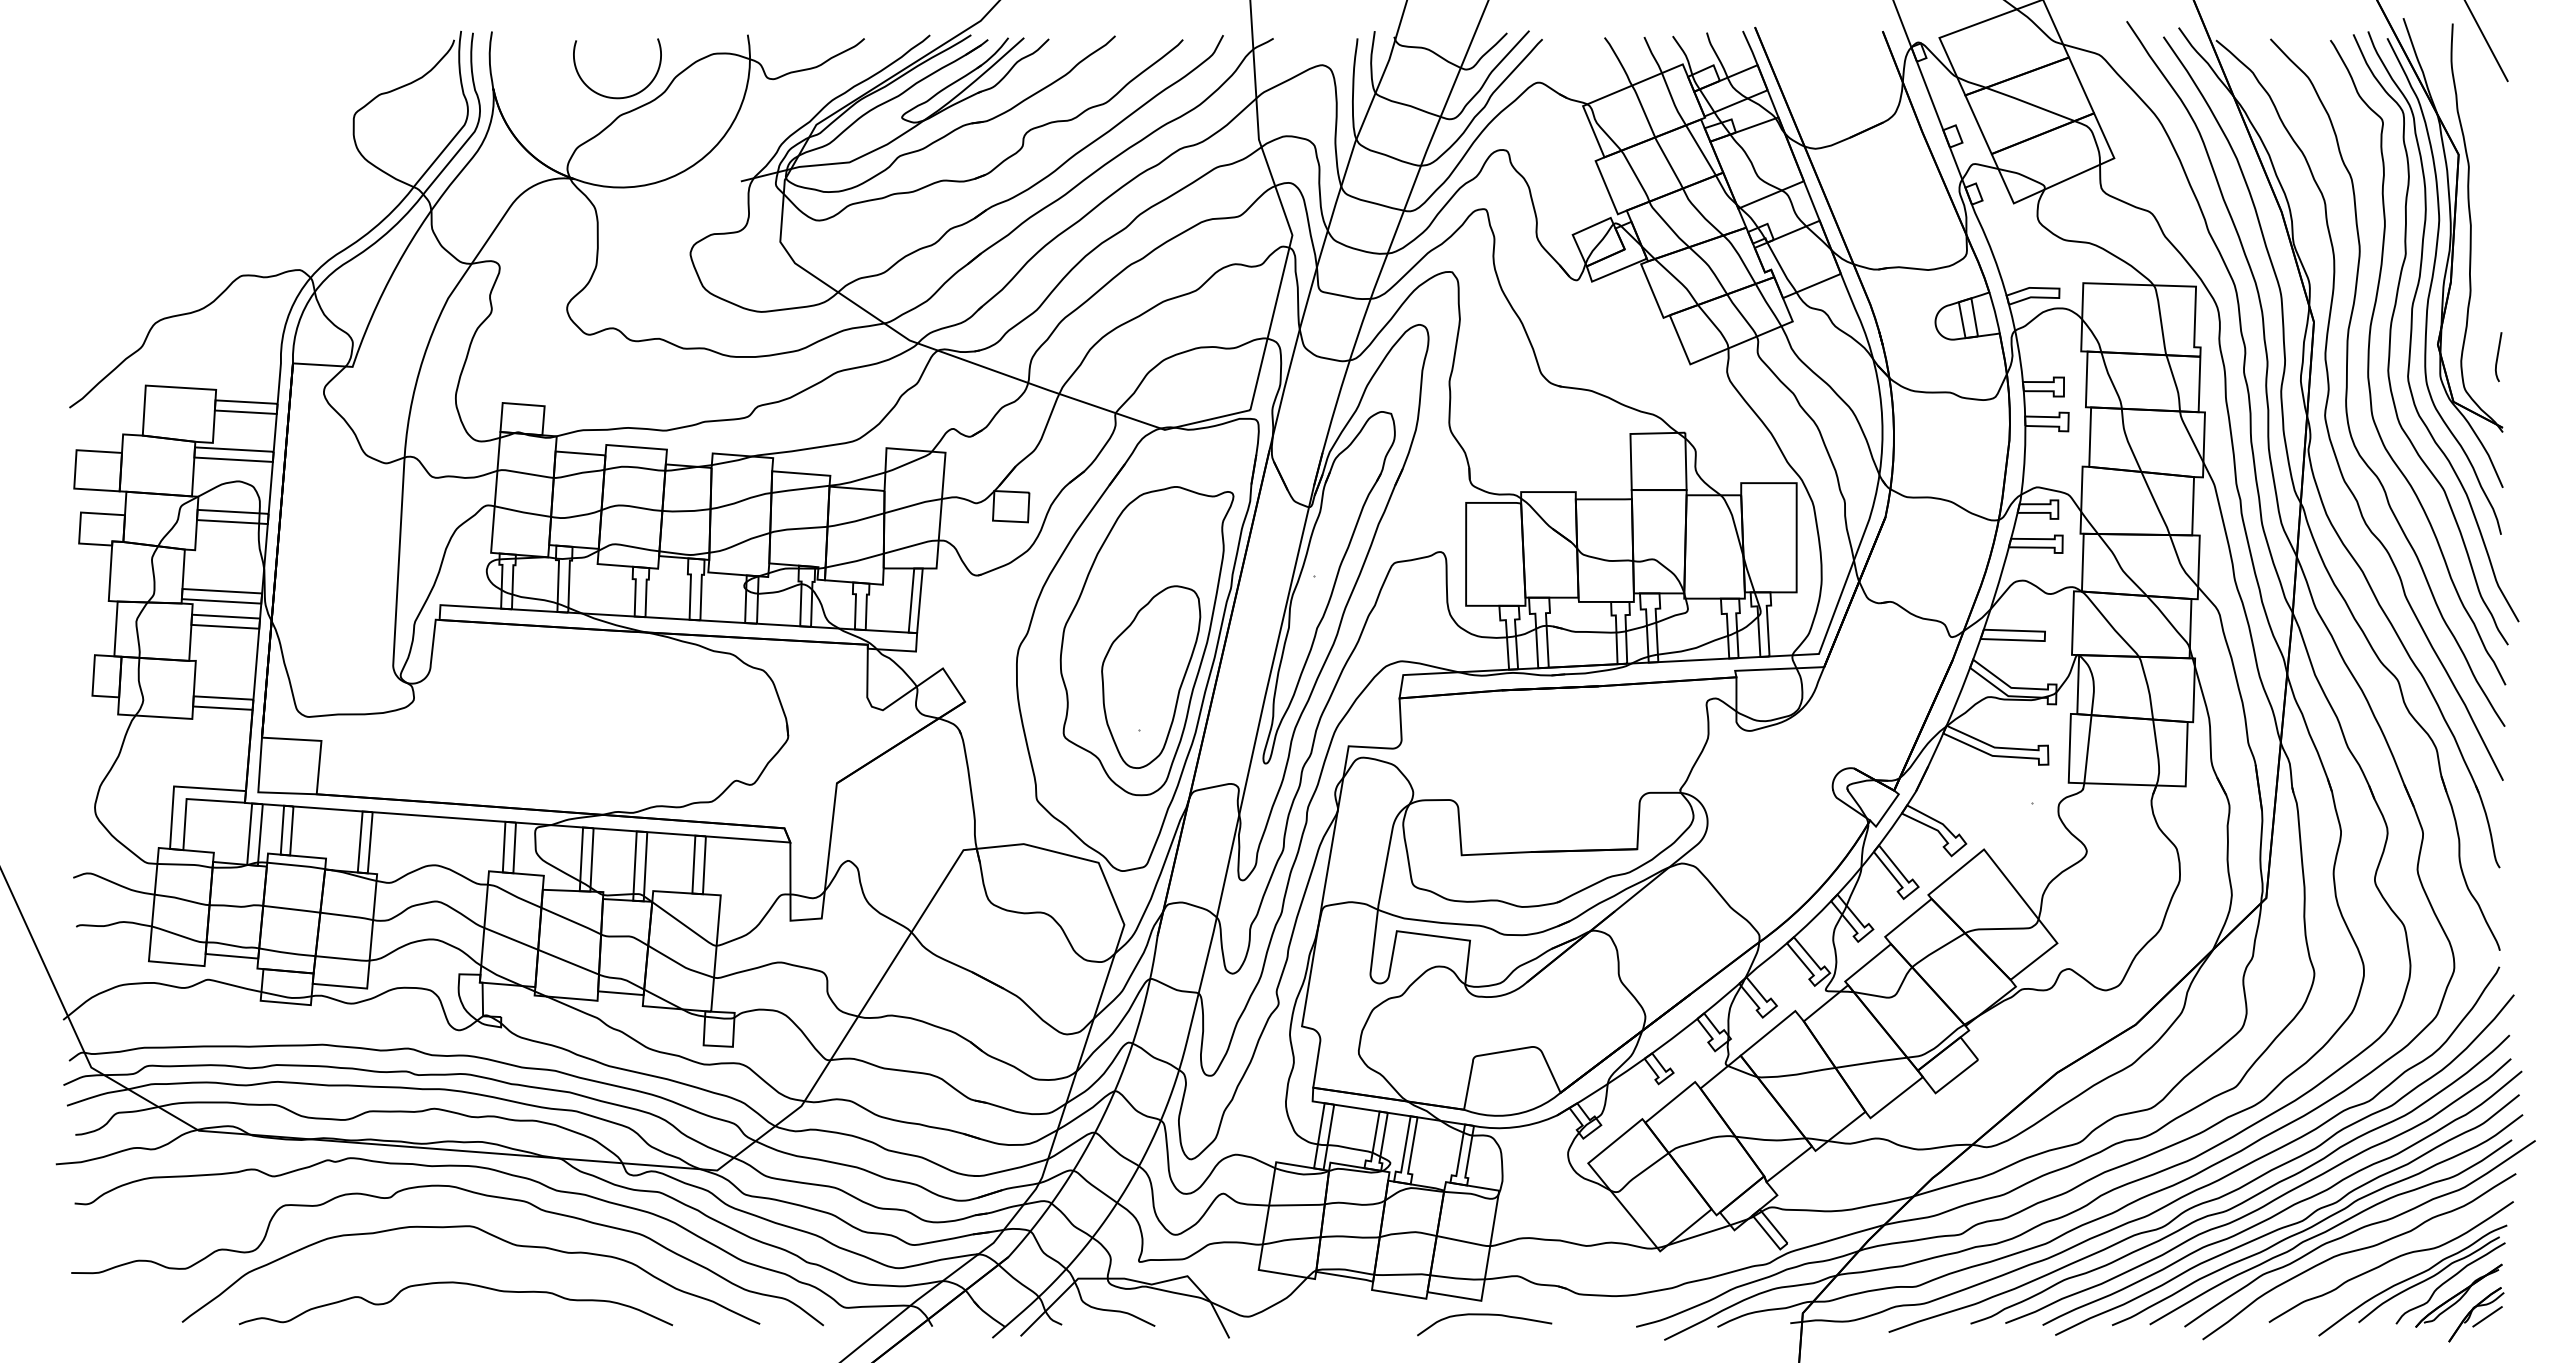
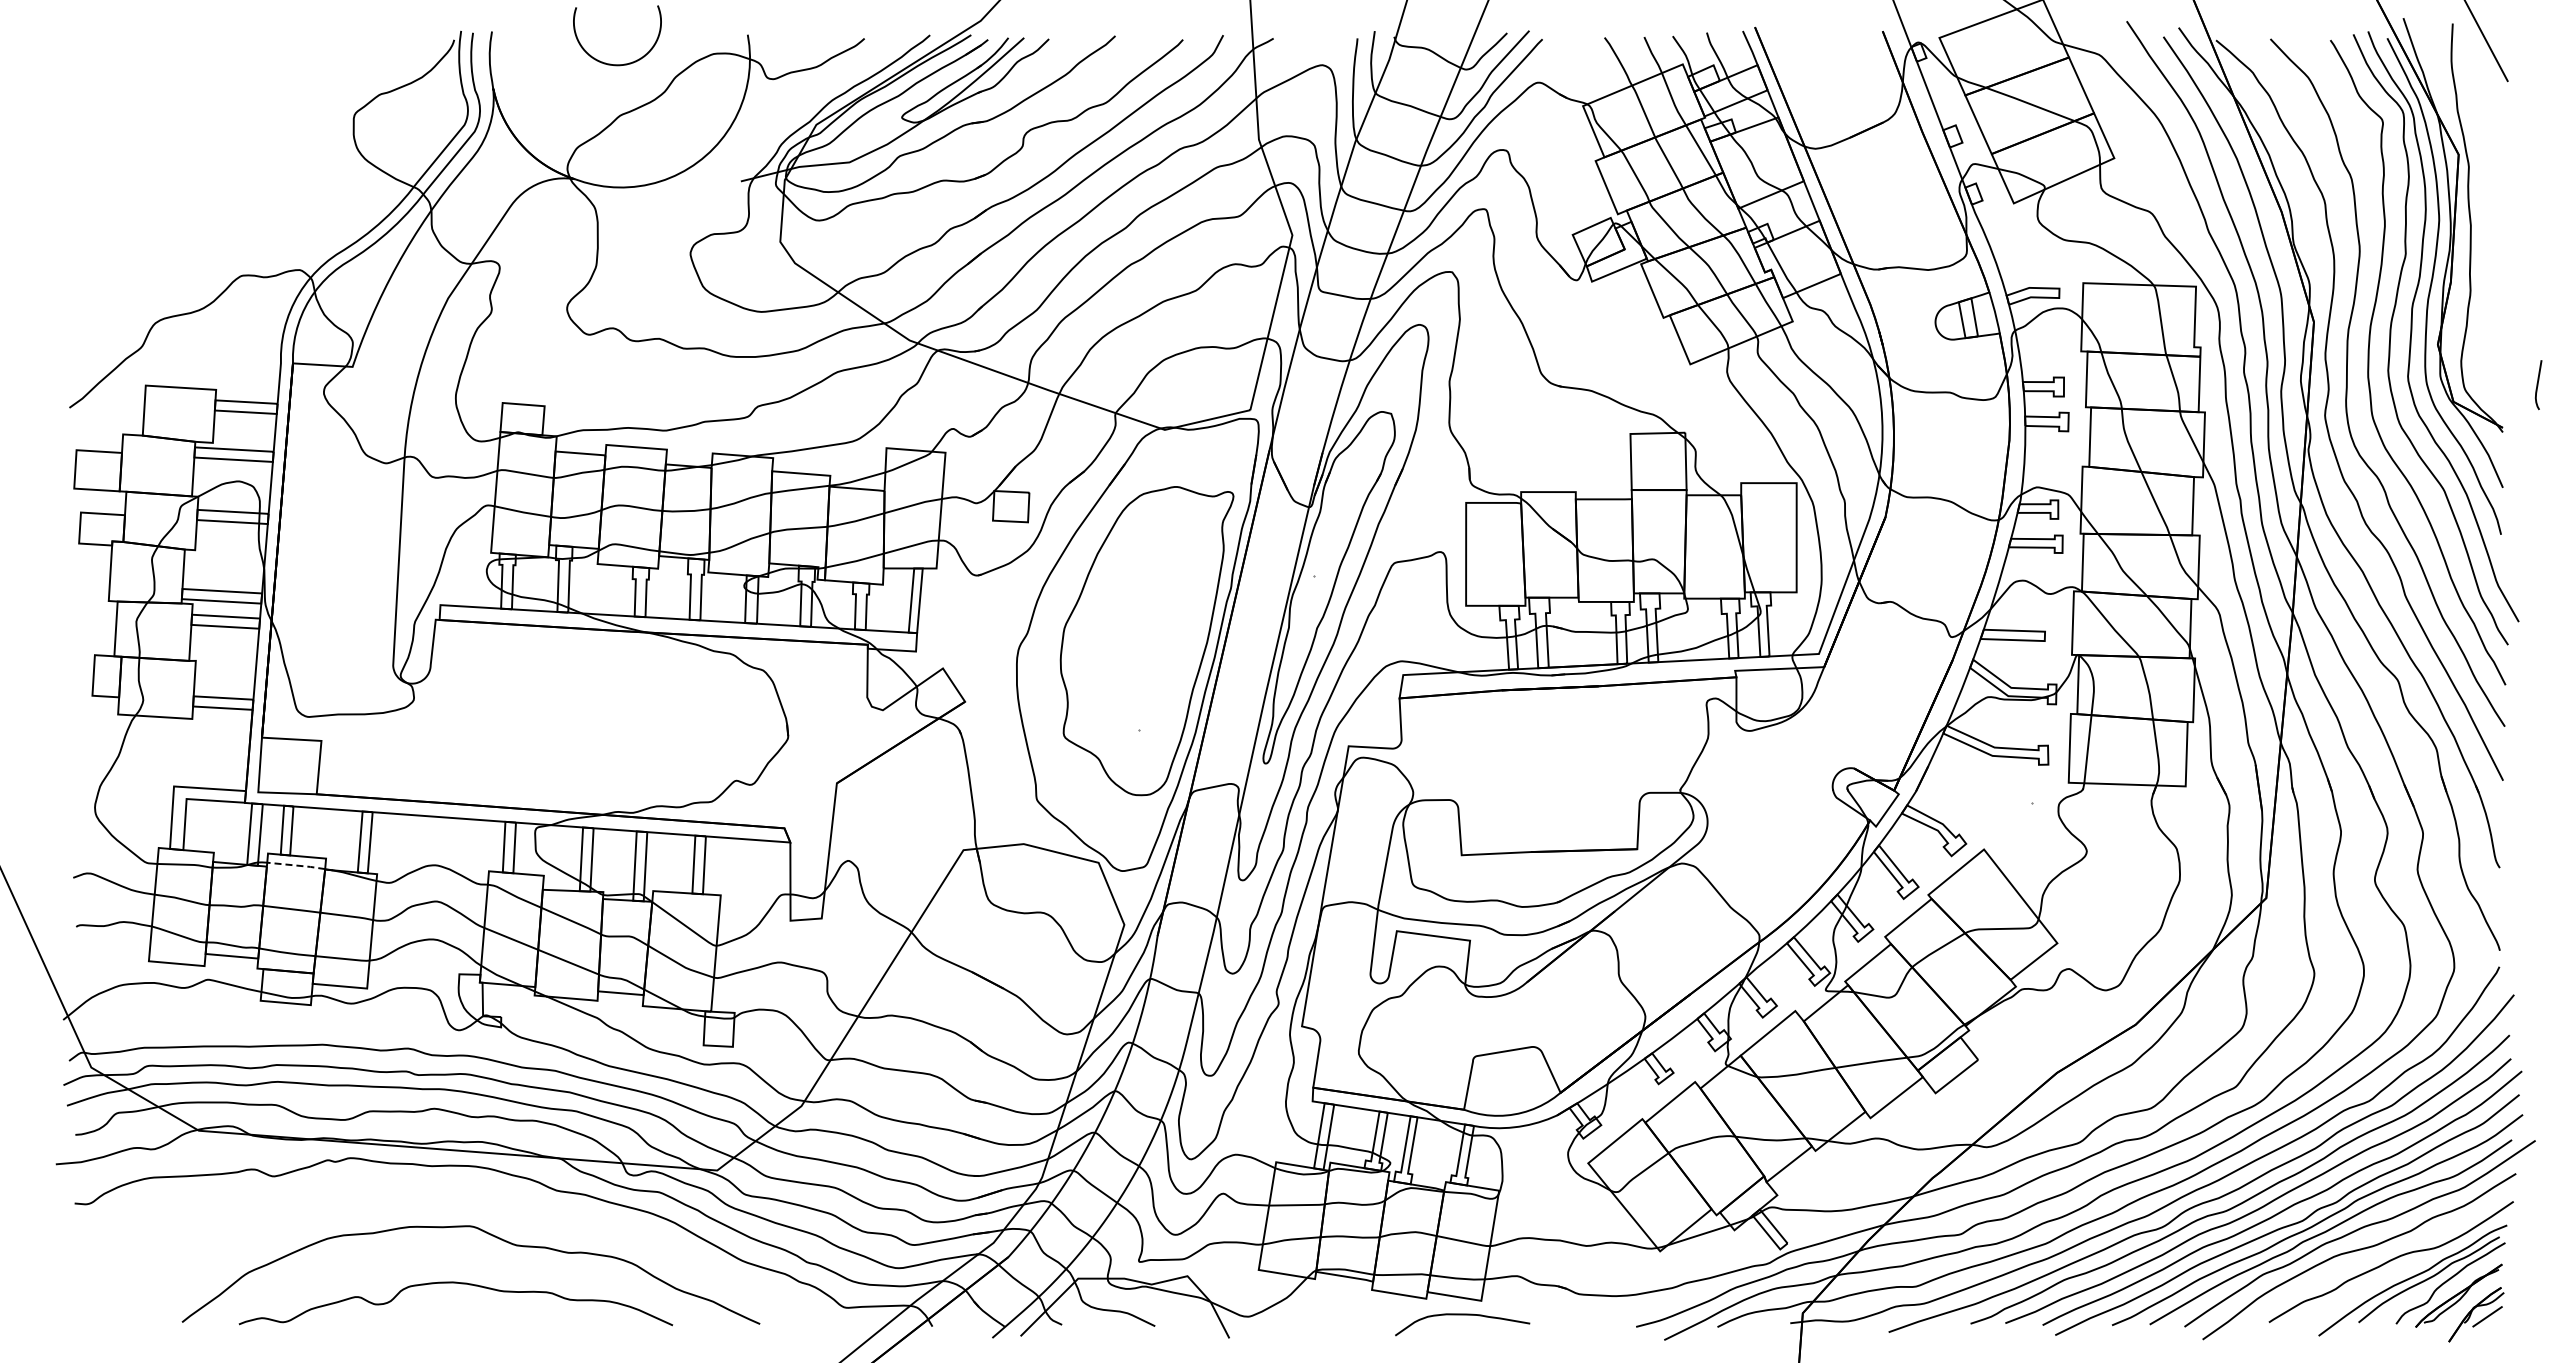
curve position: (610, 96) -> (610, 63) (610, 63)
curve position: (2498, 357) -> (2538, 385) (2538, 385)
part: present -> none (1151, 676)
line: solid -> dashed (296, 865)
curve: present -> none (462, 1190)
curve position: (1484, 1315) -> (1462, 1315) (1462, 1315)
